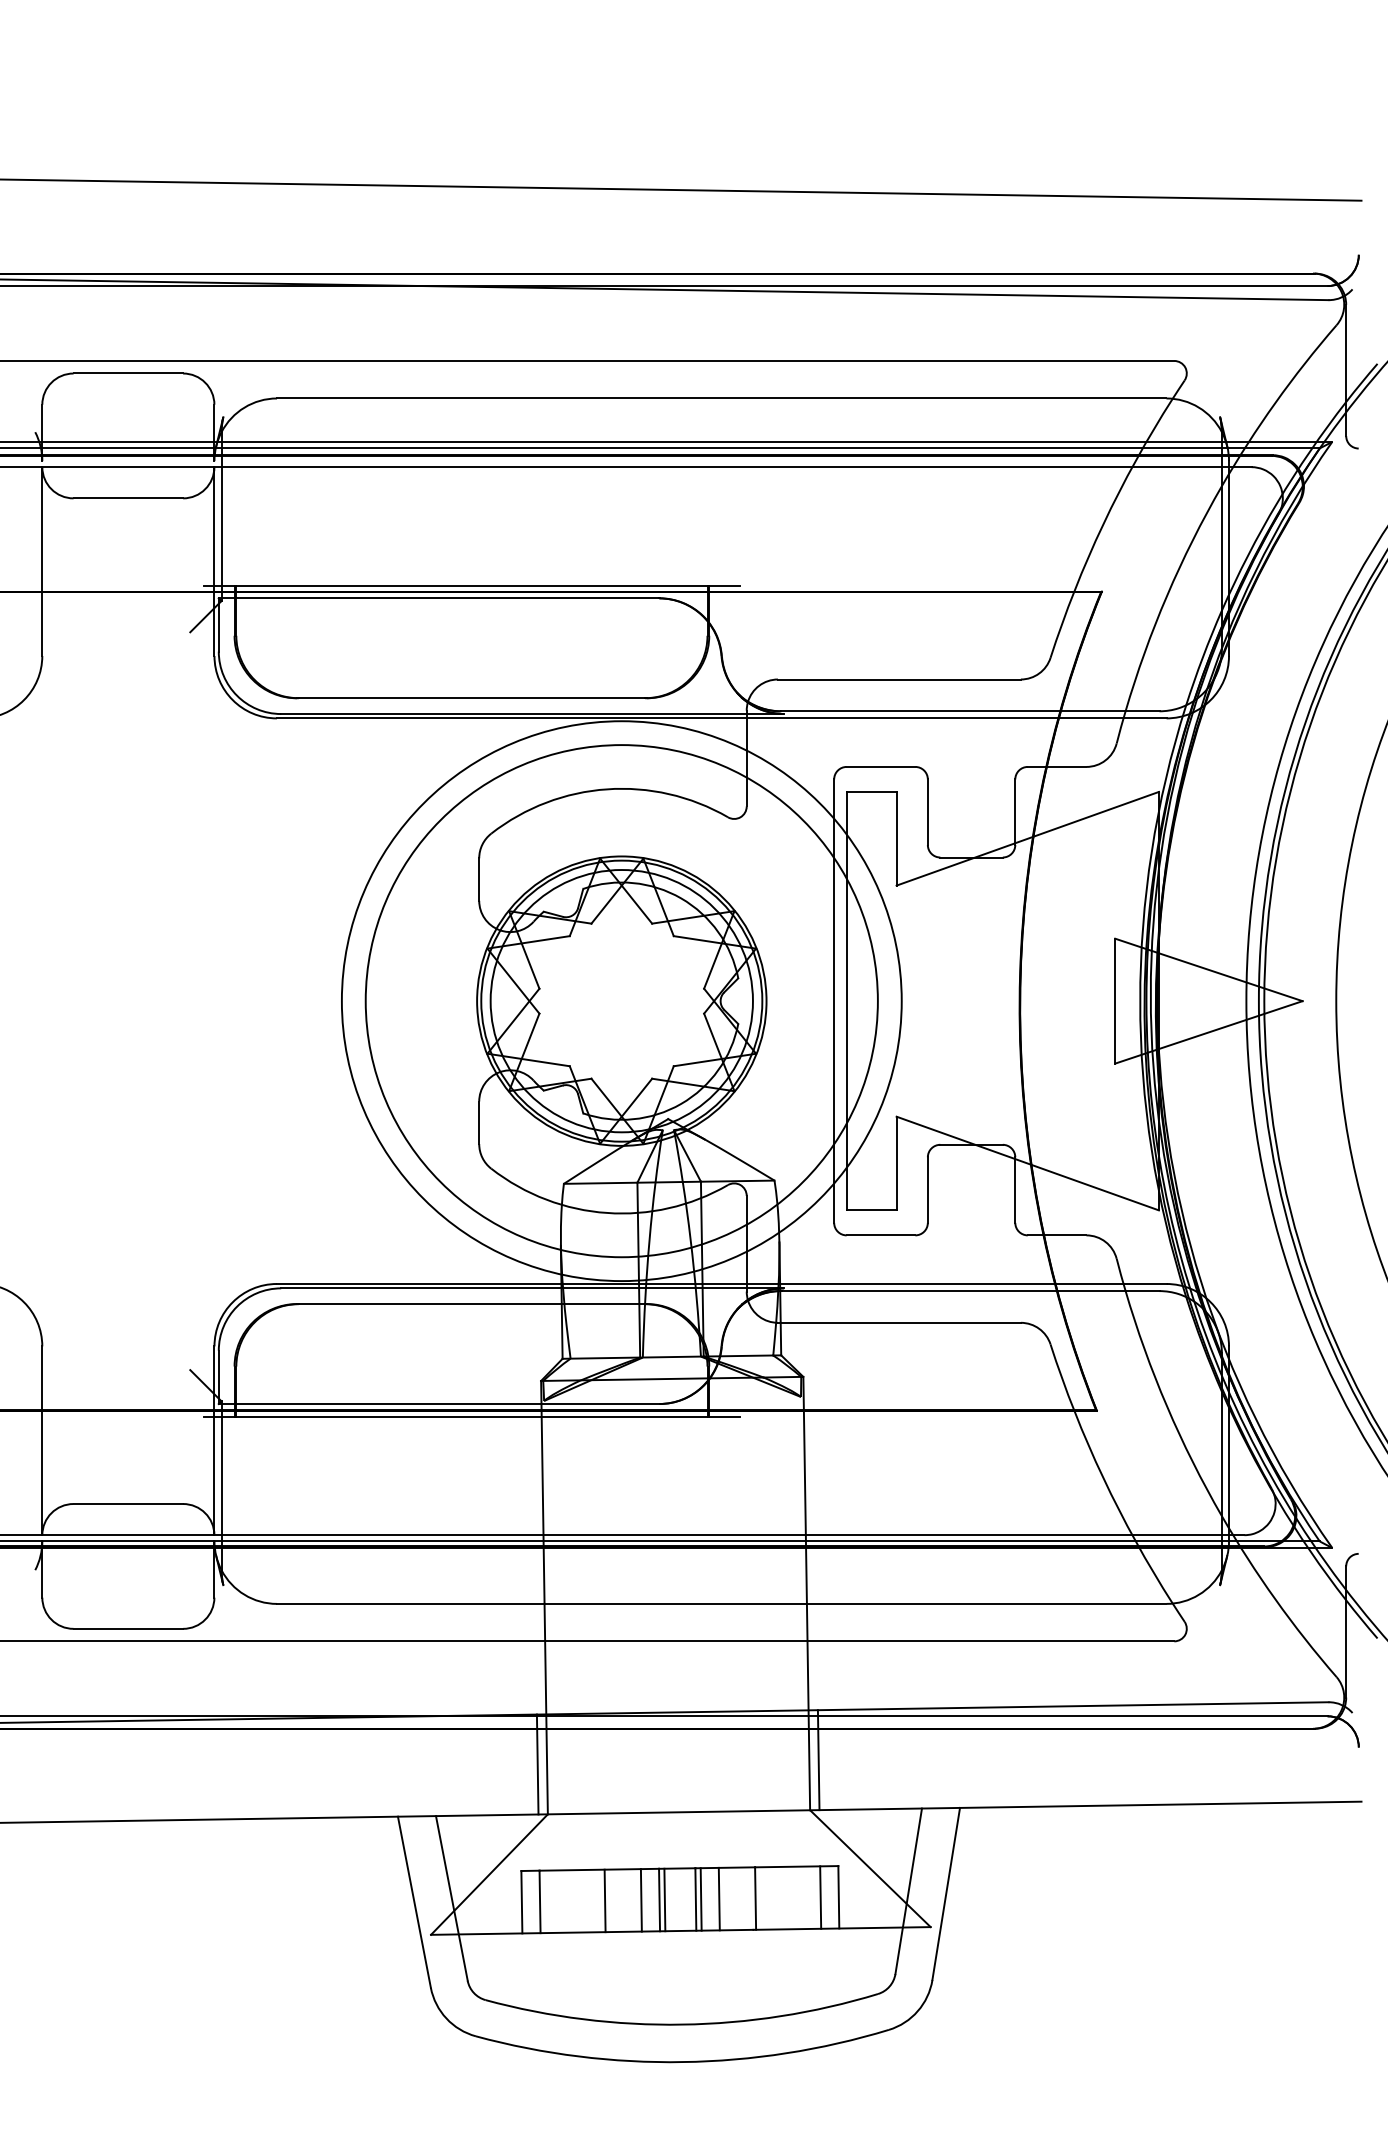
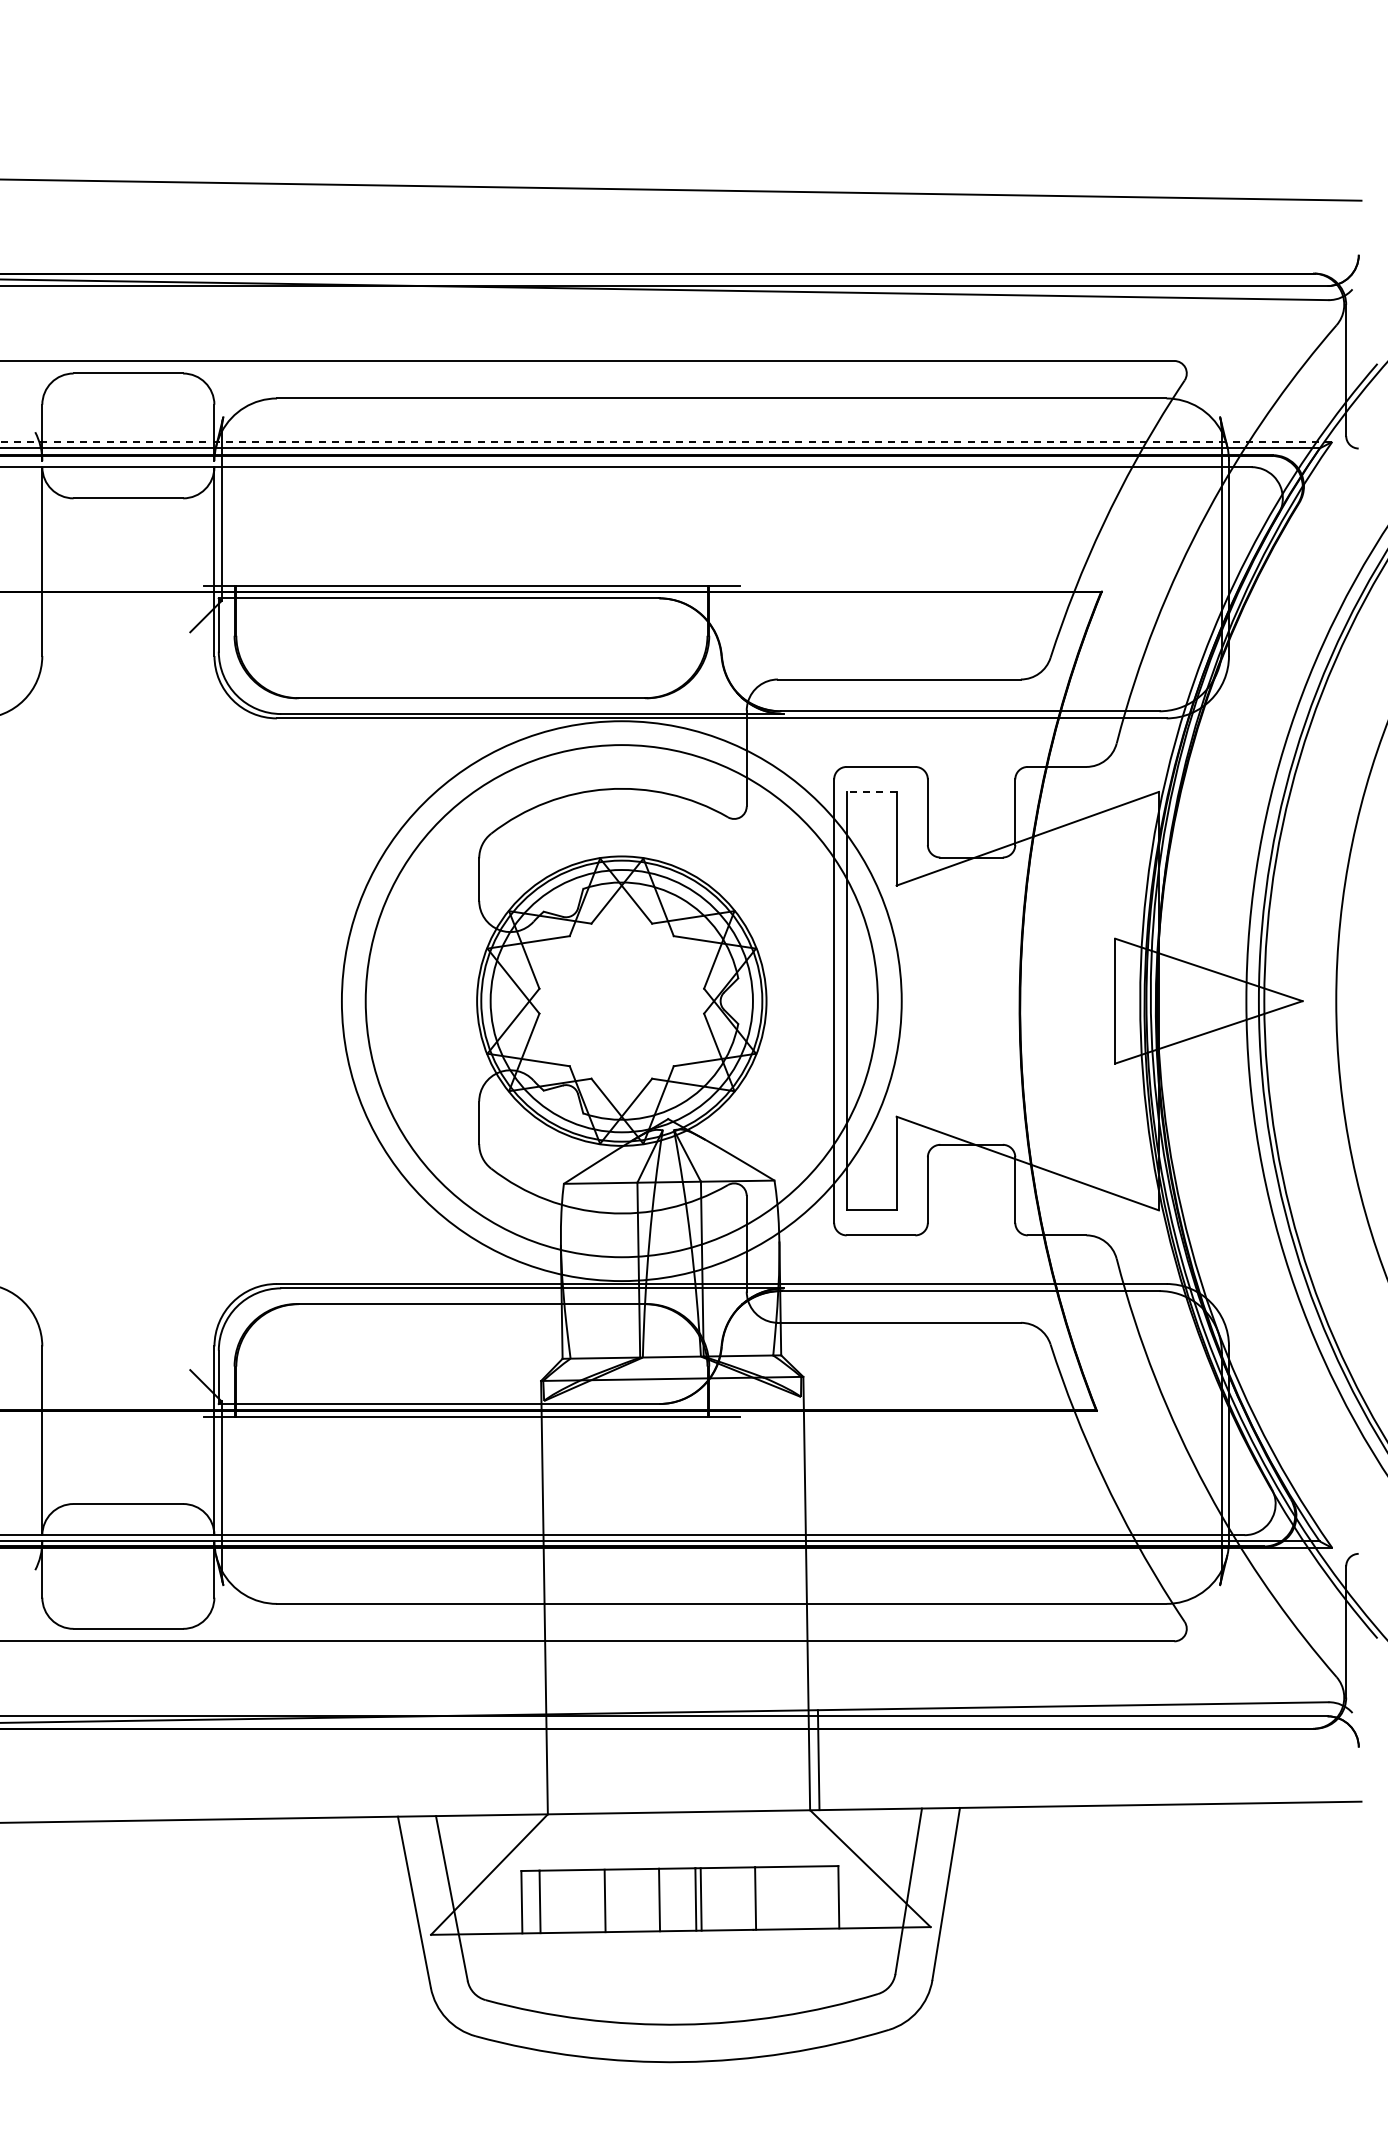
line: solid -> dashed (666, 441)
line: solid -> dashed (871, 791)
line: present -> none (537, 1764)
line: present -> none (820, 1897)
line: present -> none (718, 1898)
line: present -> none (664, 1899)
line: present -> none (640, 1900)
